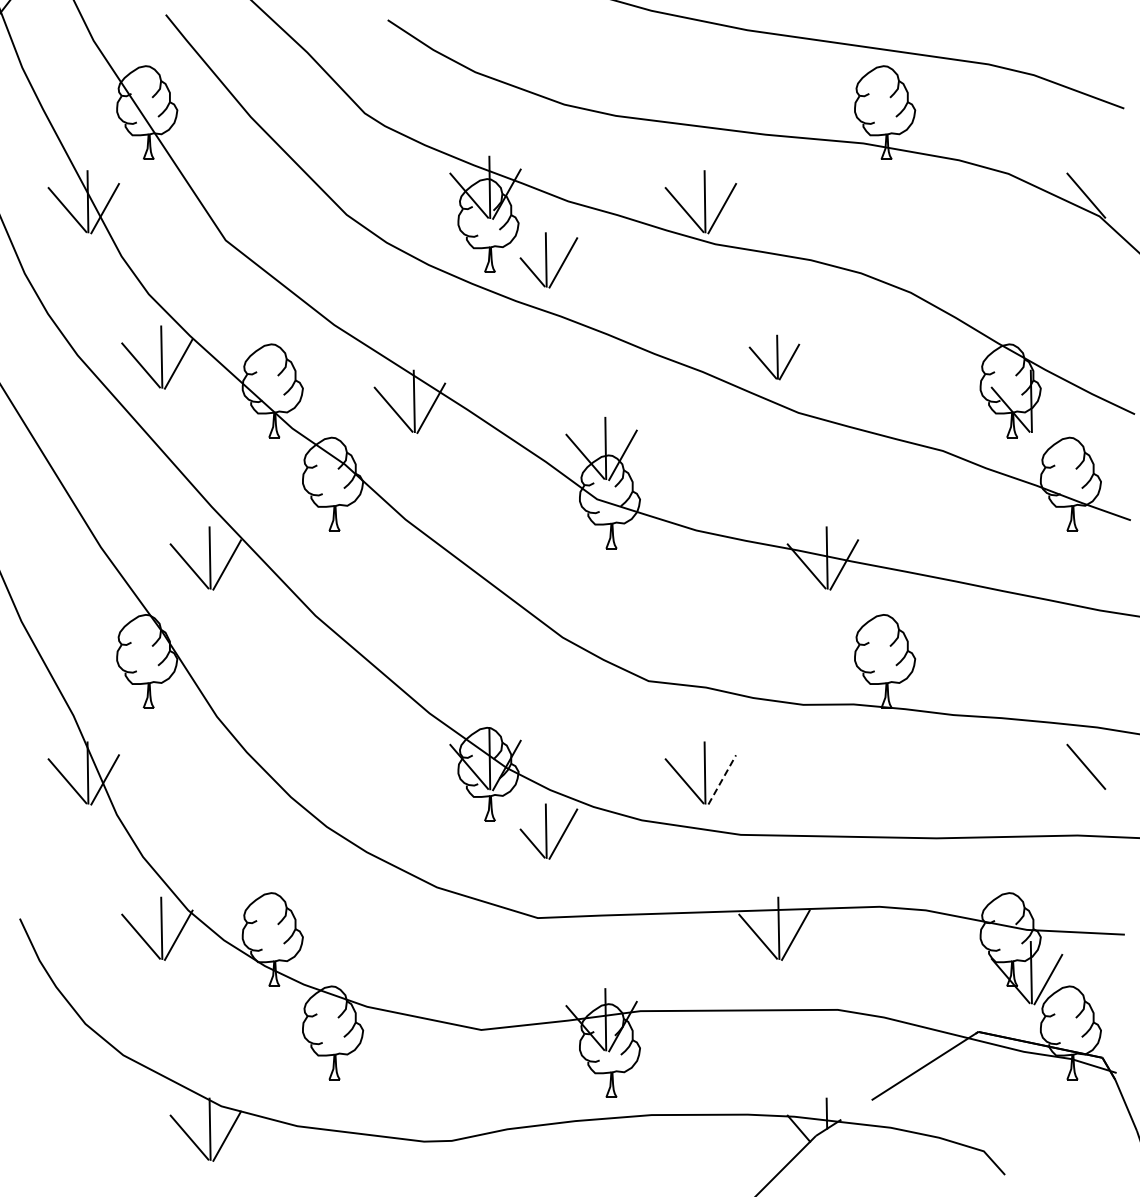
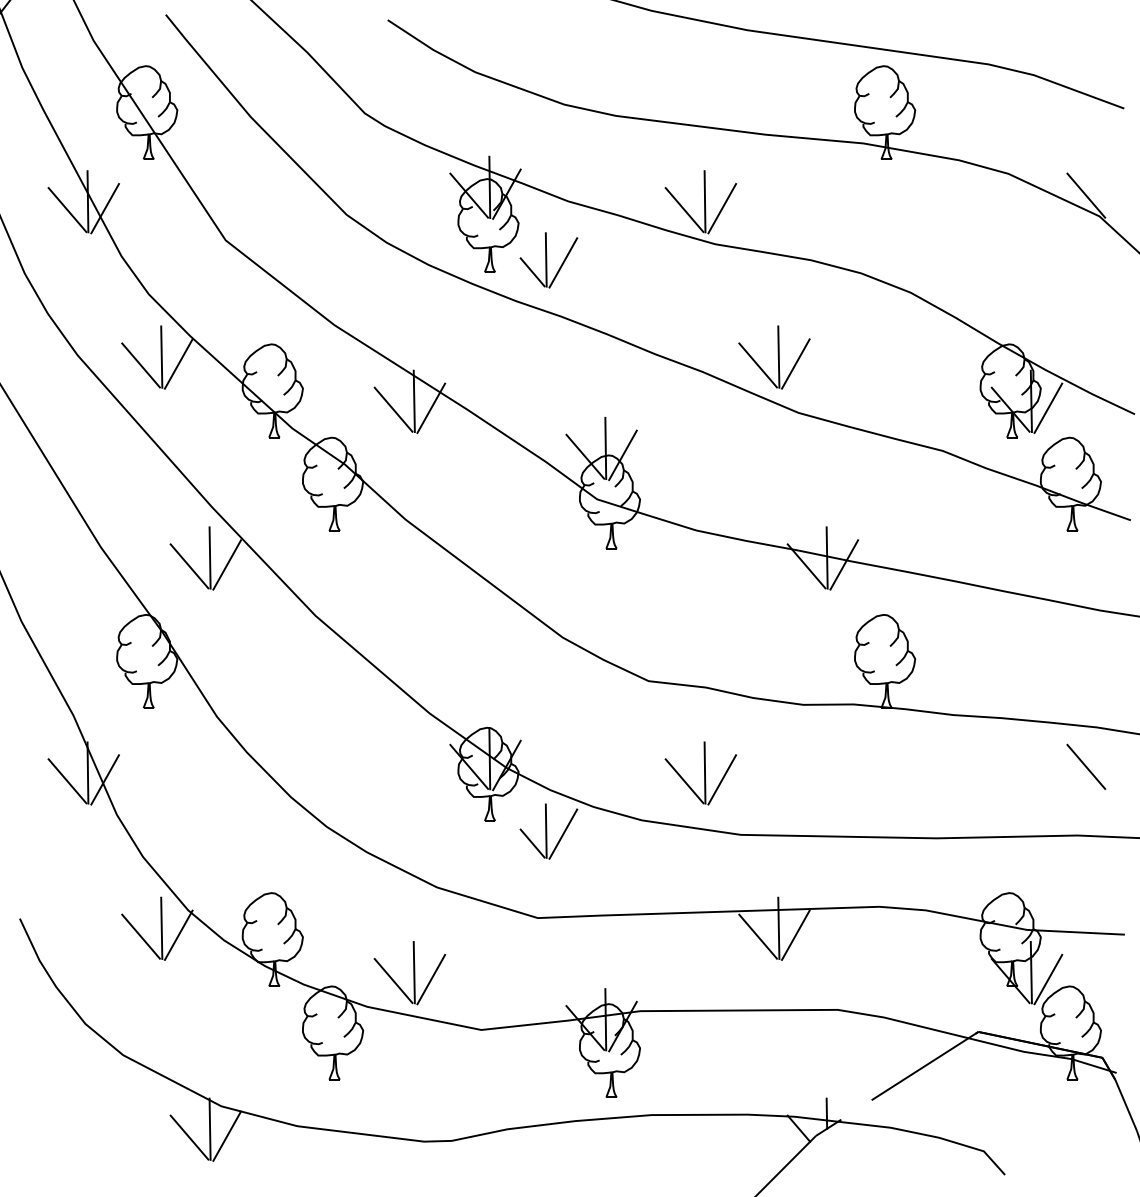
part size: 53x47 px -> 73x65 px (774, 357)
line: none -> present (1048, 407)
line: dashed -> solid (722, 779)
part: none -> present (409, 973)
